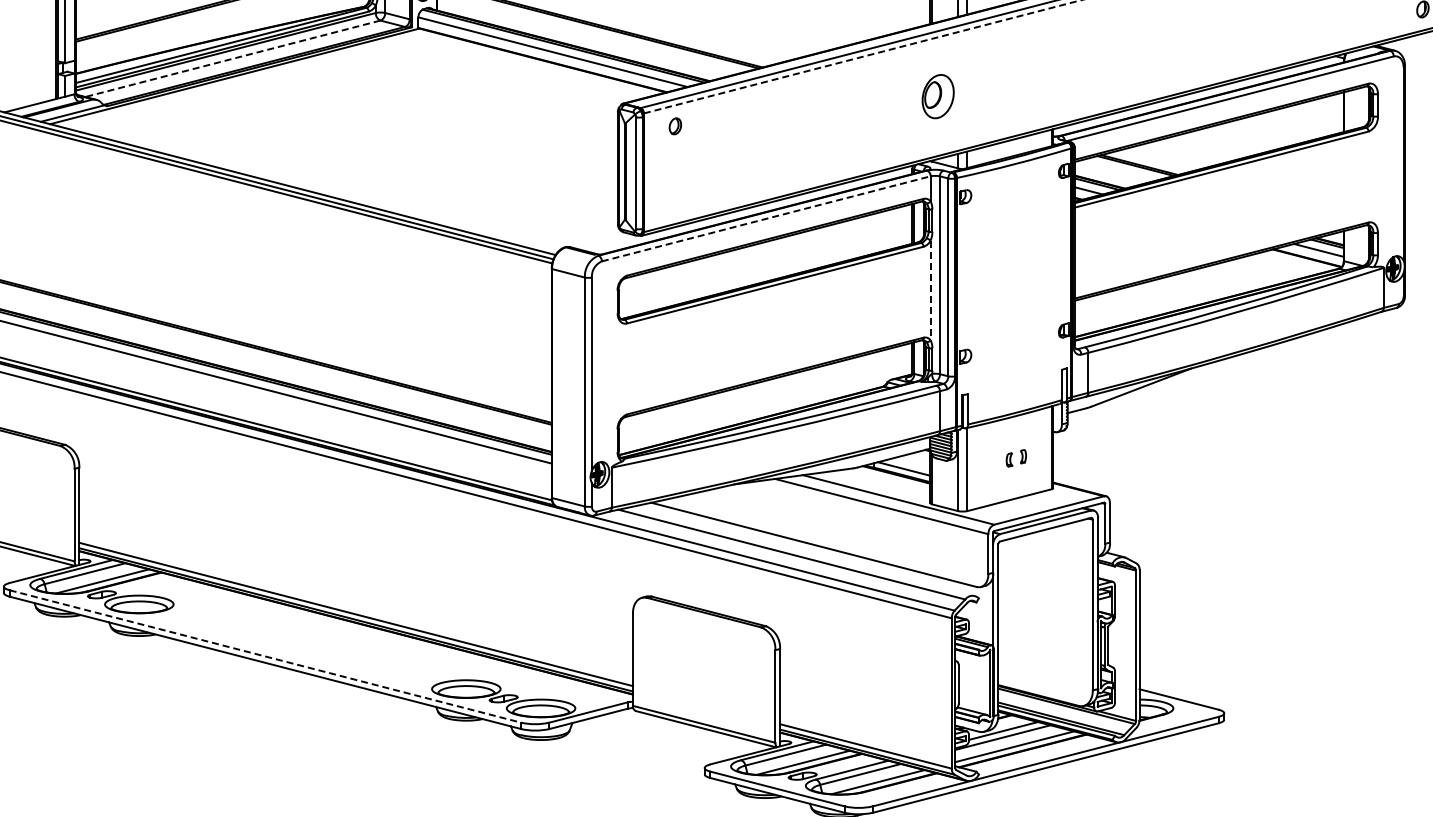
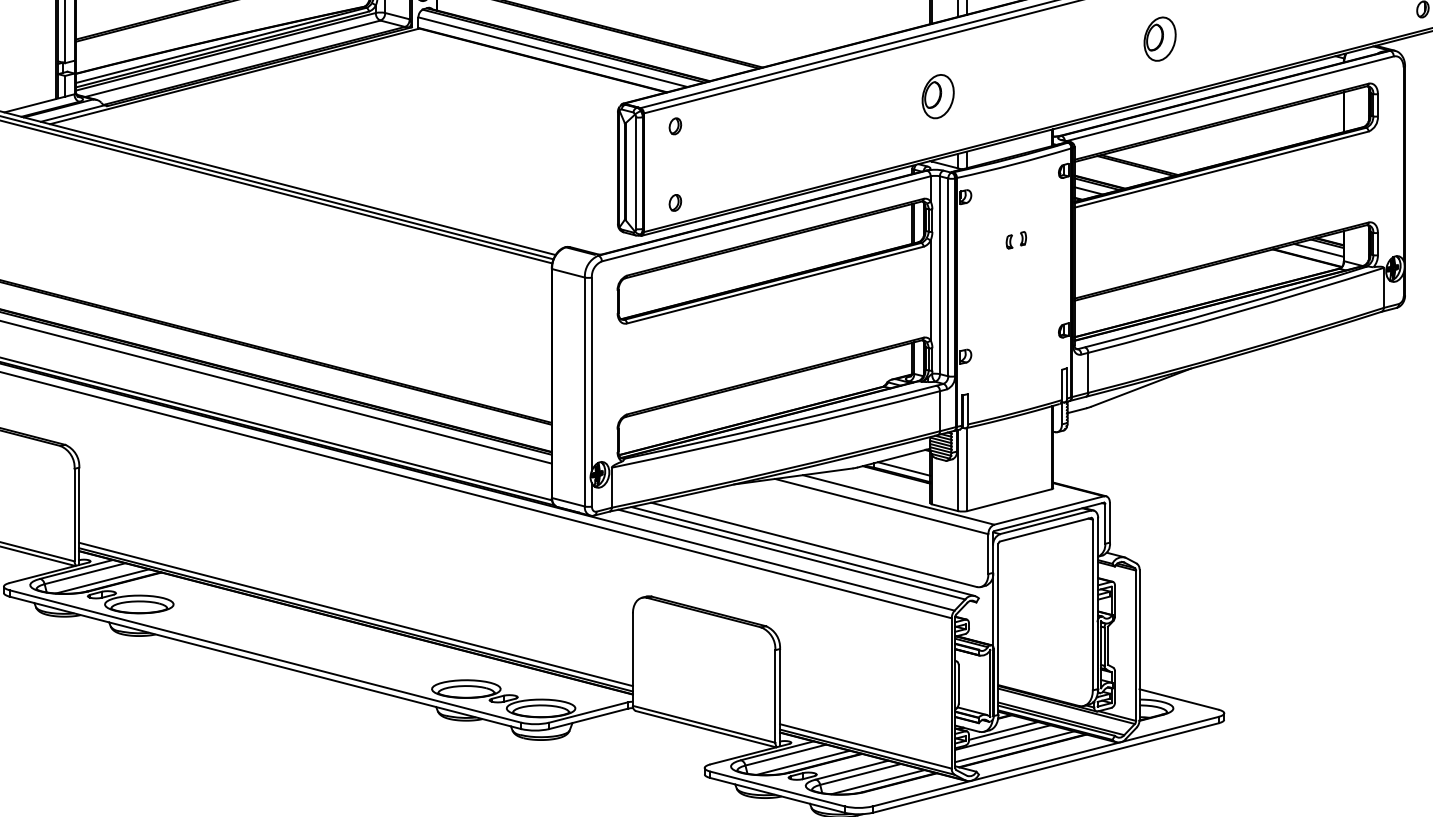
part: none -> present (1159, 38)
line: dashed -> solid (863, 56)
line: dashed -> solid (232, 58)
part: none -> present (675, 202)
line: dashed -> solid (766, 218)
line: dashed -> solid (930, 290)
part position: (1015, 458) -> (1015, 240) (1015, 240)
line: none -> present (802, 551)
line: dashed -> solid (265, 656)
